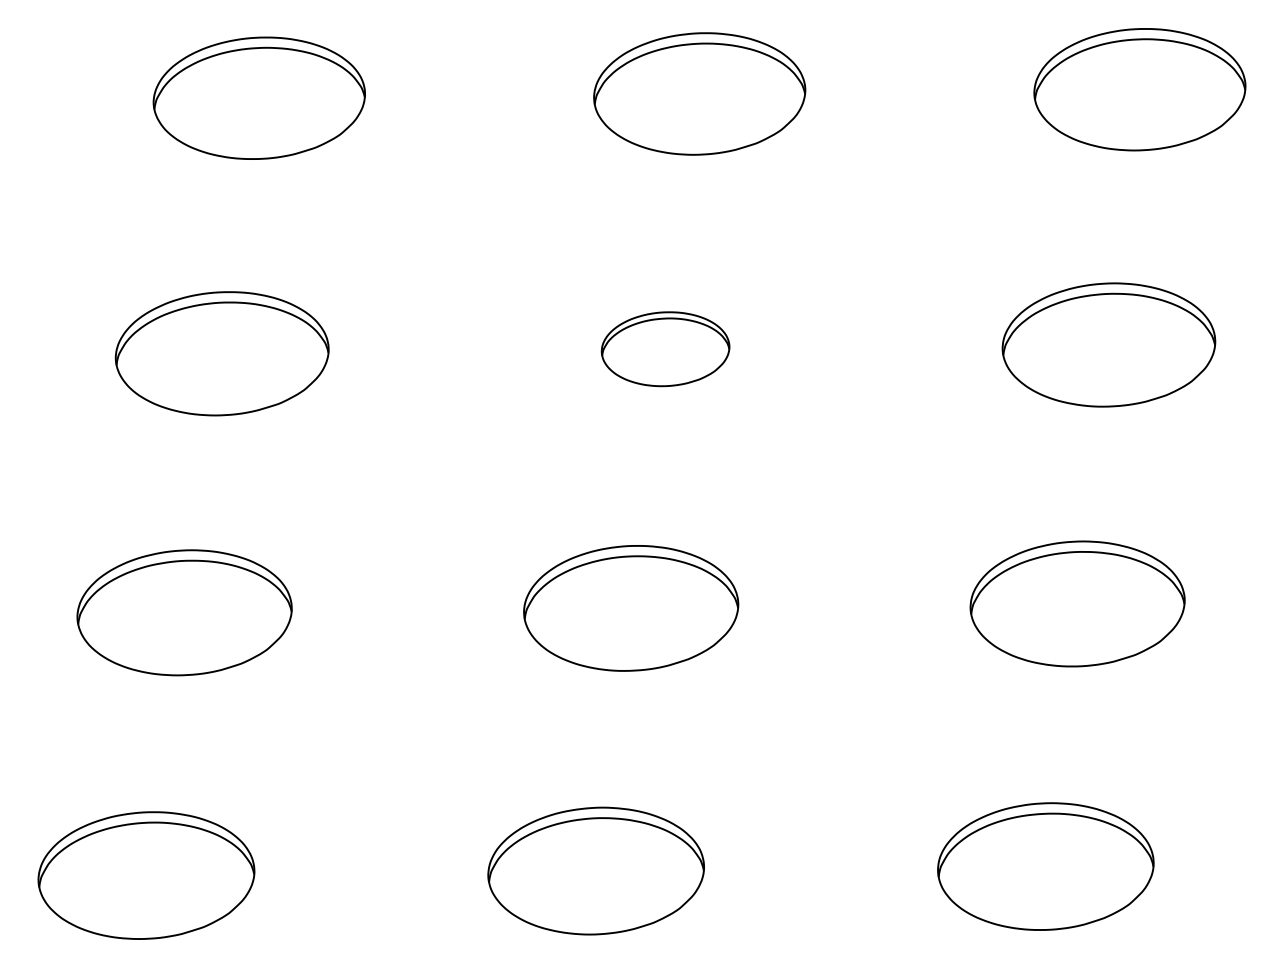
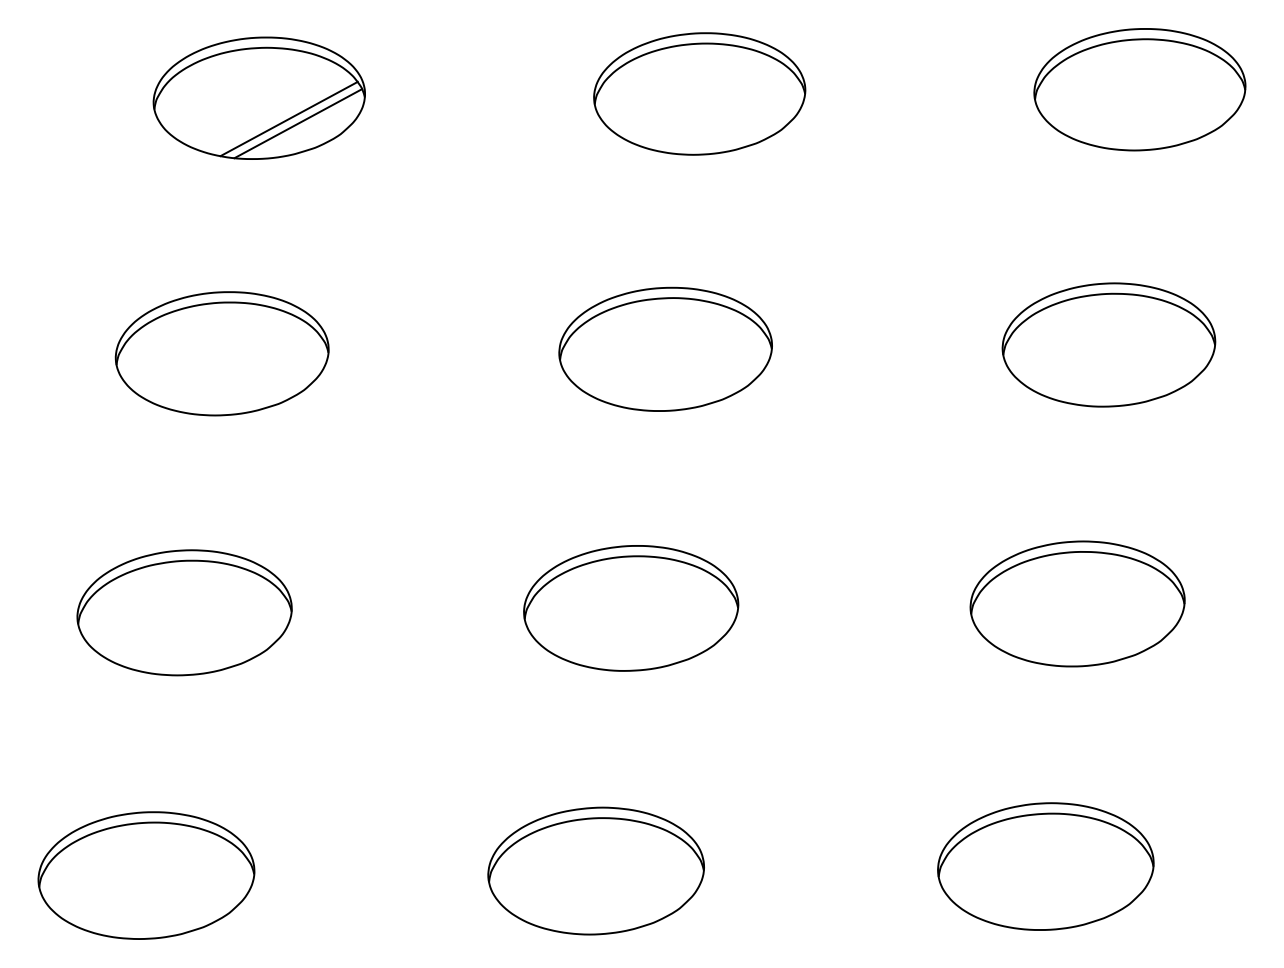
line: none -> present (288, 118)
line: none -> present (298, 123)
part size: 131x77 px -> 215x126 px (665, 348)
